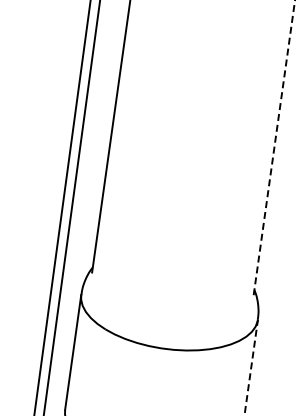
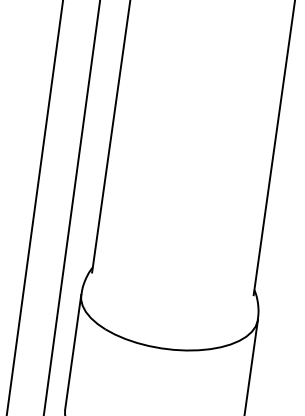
line: dashed -> solid (274, 147)
line position: (62, 207) -> (34, 207) (34, 207)
line: dashed -> solid (251, 366)
